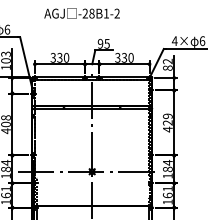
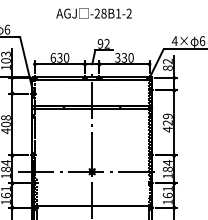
text position: (81, 13) -> (93, 13) (93, 13)
text: 95 -> 92 (106, 43)
text: 330 -> 630 (53, 57)
